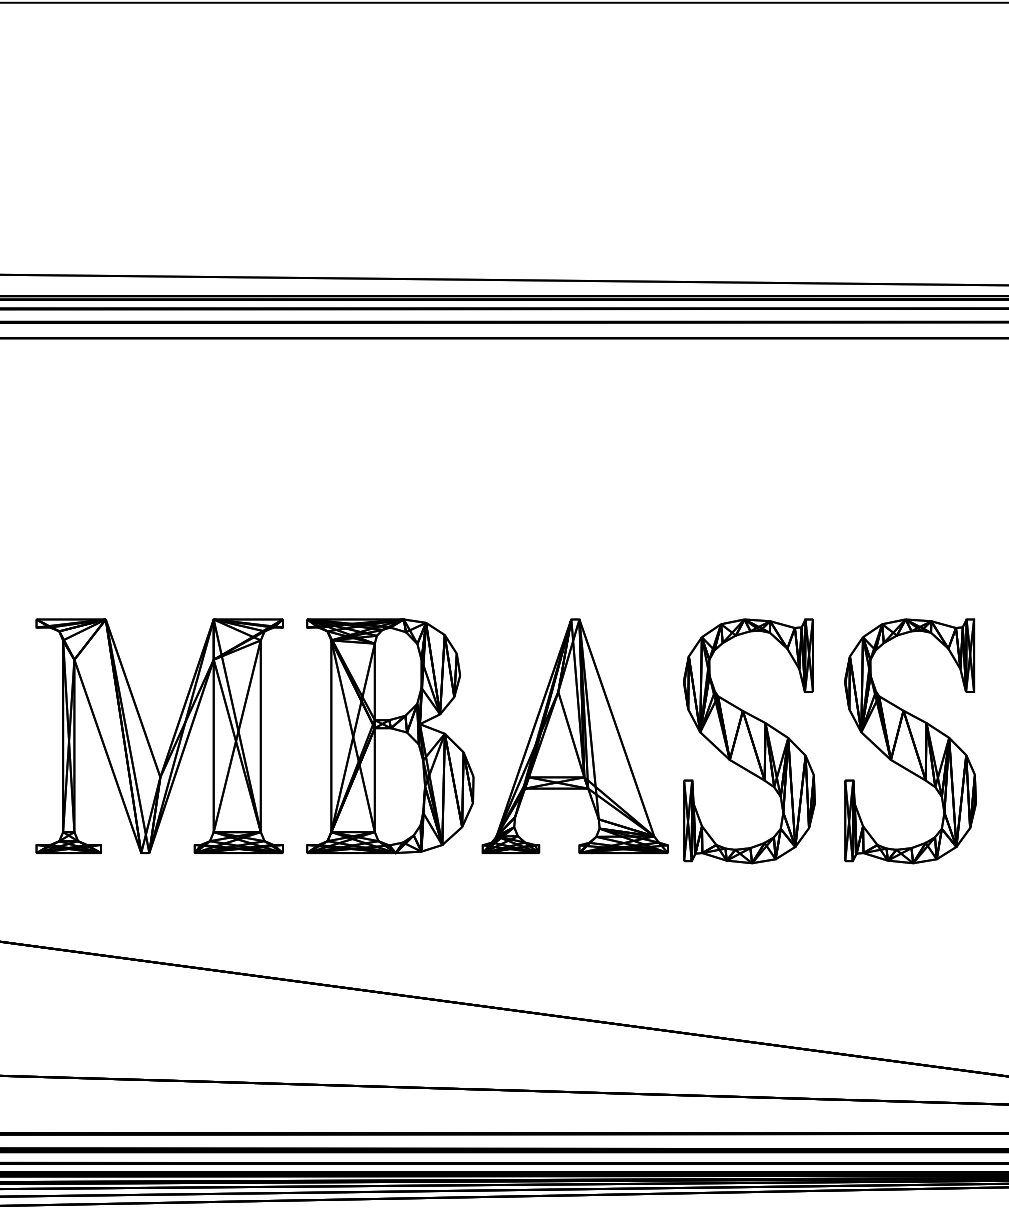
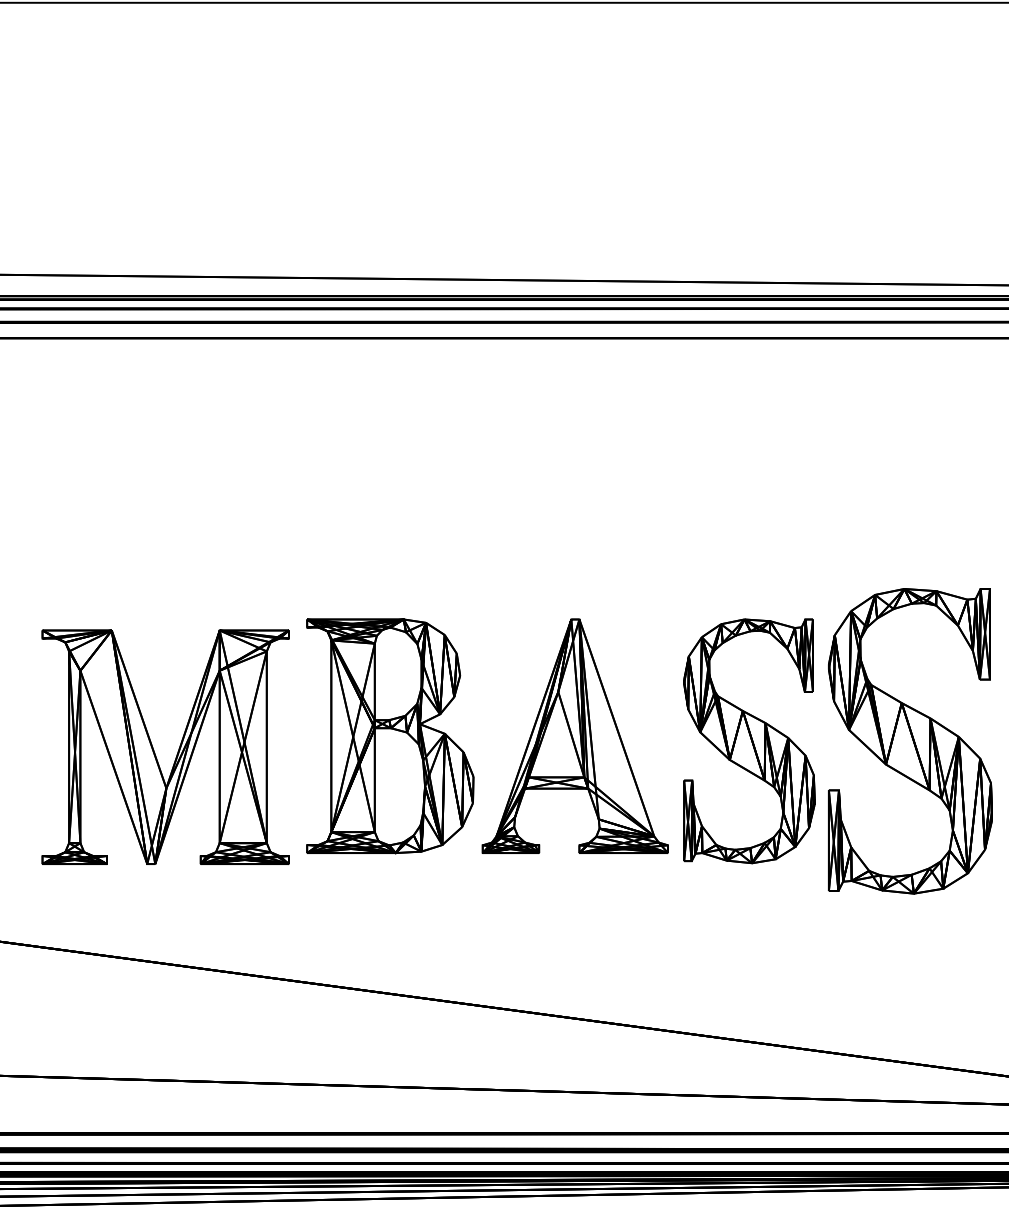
part position: (148, 739) -> (154, 750) (154, 750)
part size: 133x247 px -> 165x307 px (910, 741)
